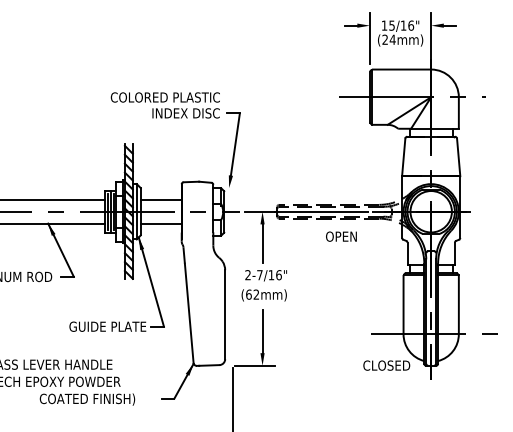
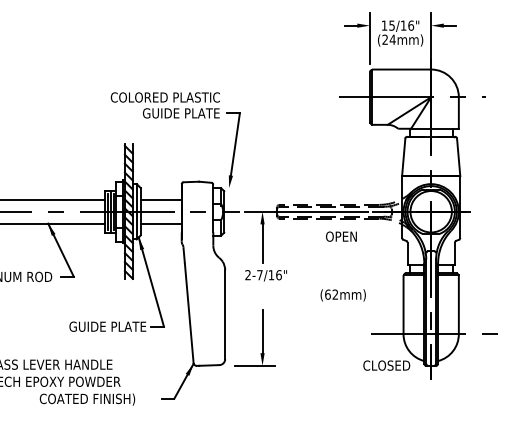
text: INDEX DISC -> GUIDE PLATE (180, 113)
text position: (263, 295) -> (342, 295) (342, 295)
line: present -> none (233, 397)
